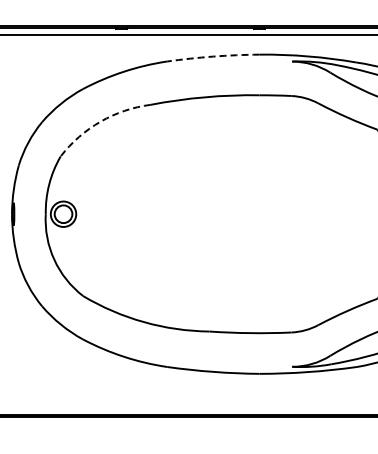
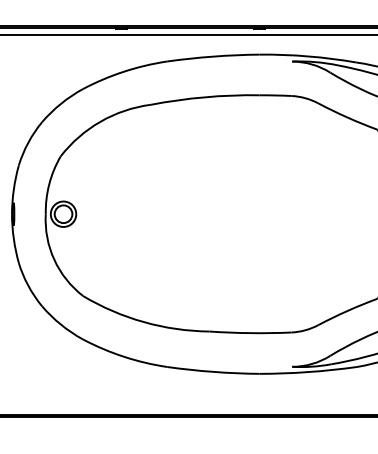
arc: dashed -> solid (213, 56)
arc: dashed -> solid (100, 121)
